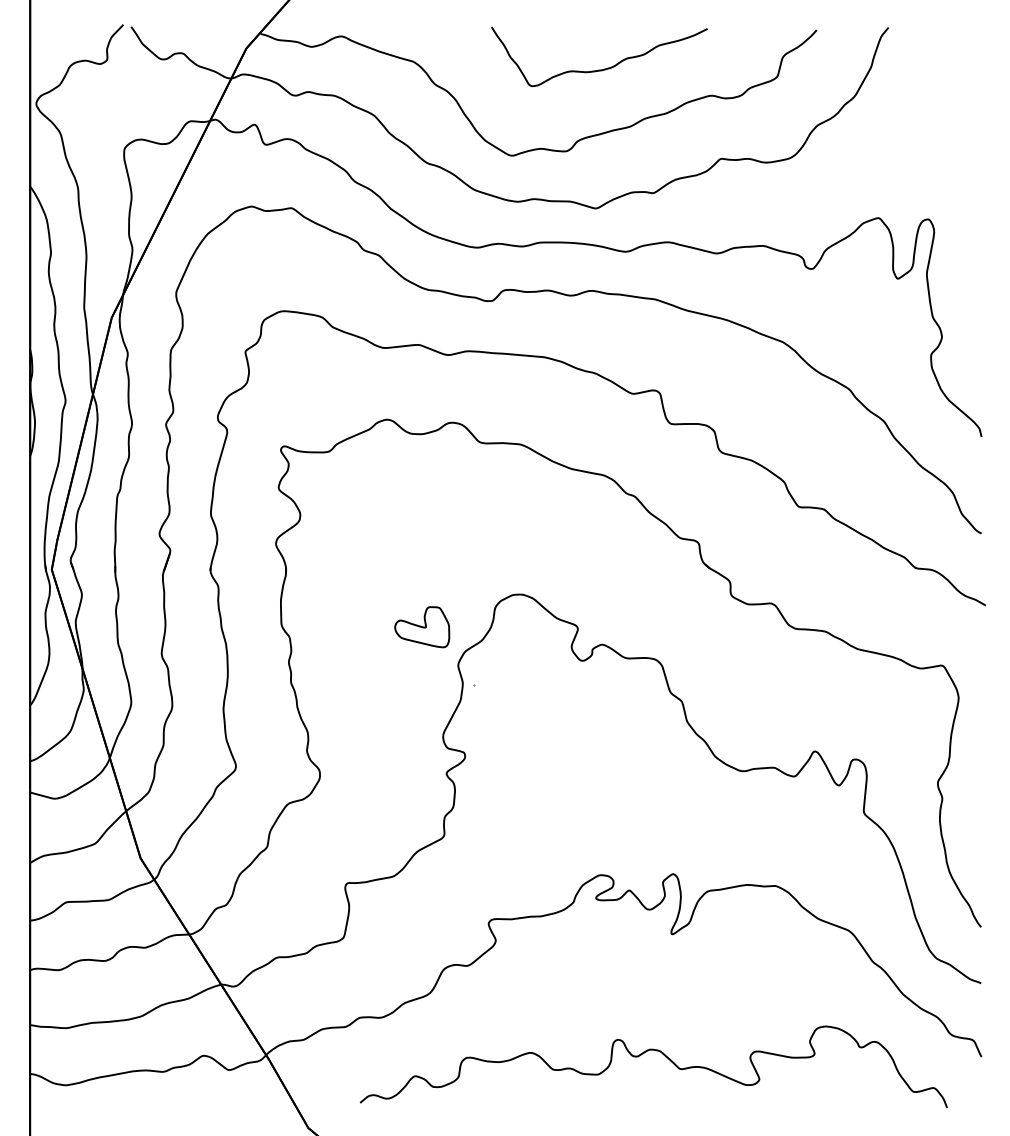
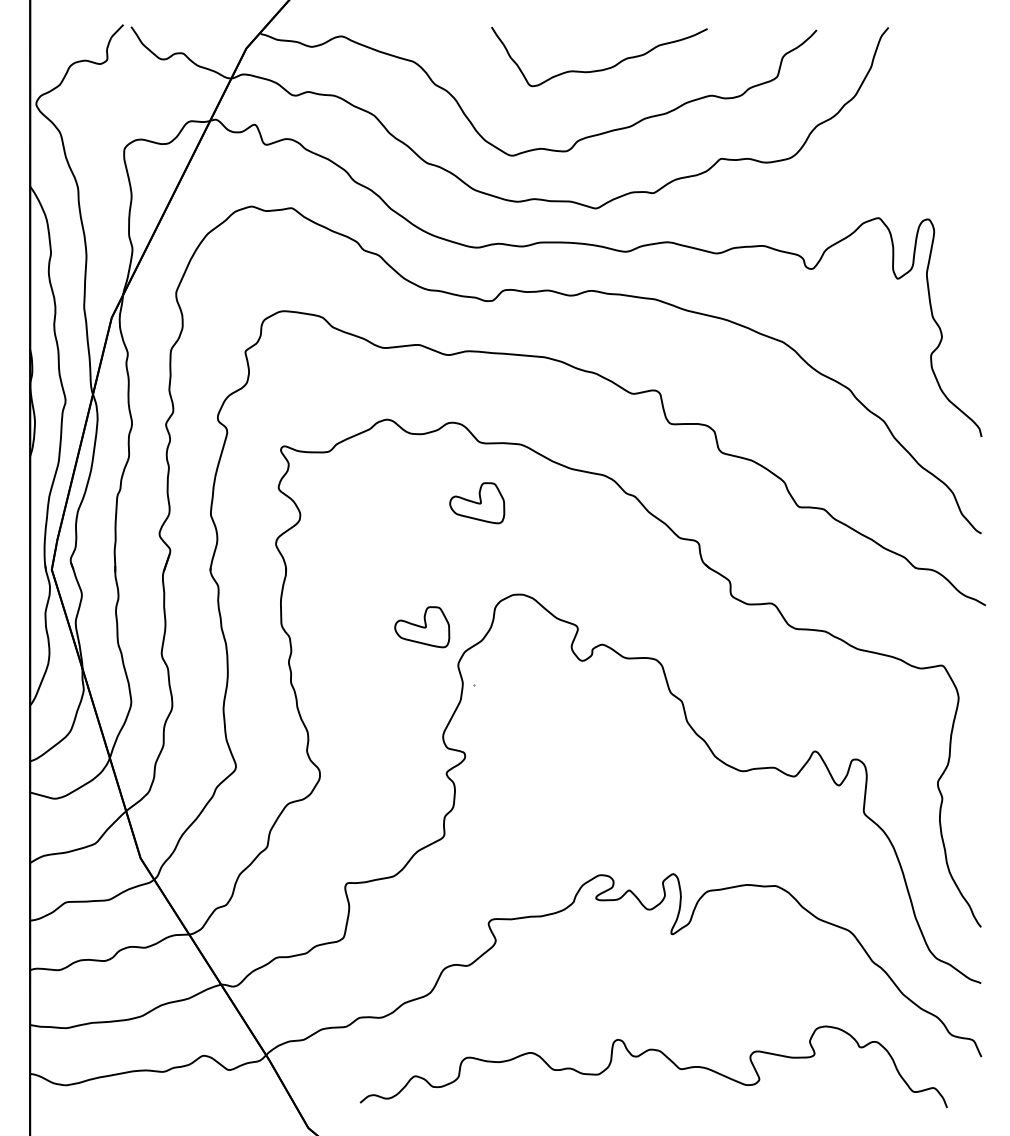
part: none -> present (477, 503)
